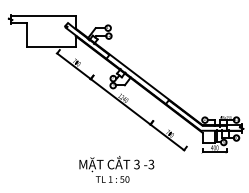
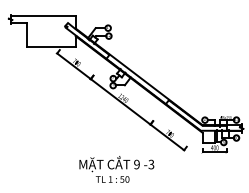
text: 3 -> 9 (136, 164)
